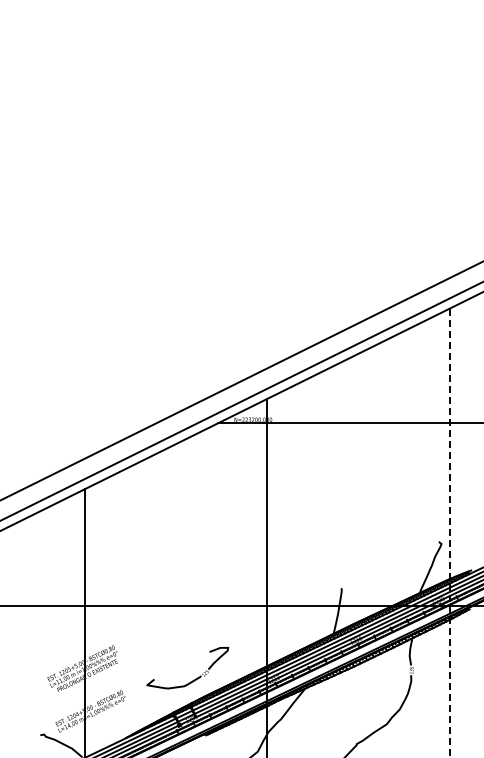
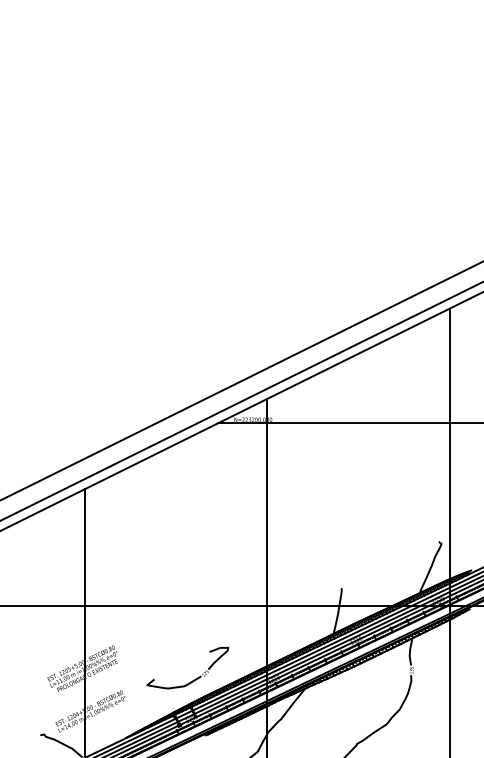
line: dashed -> solid (449, 533)
